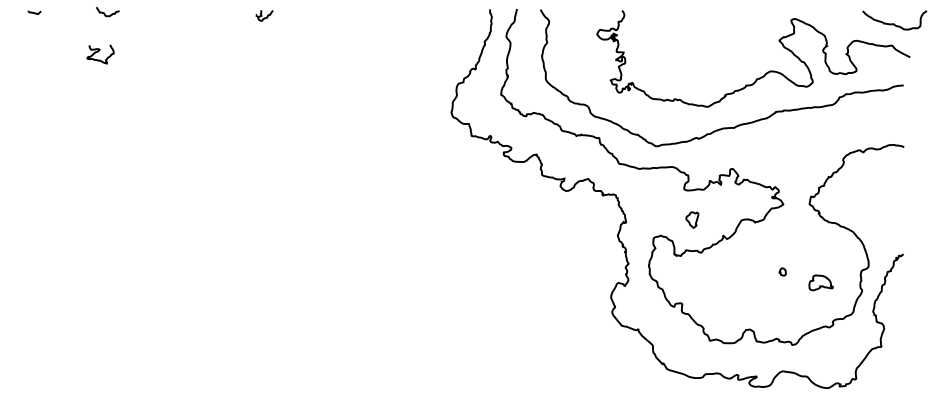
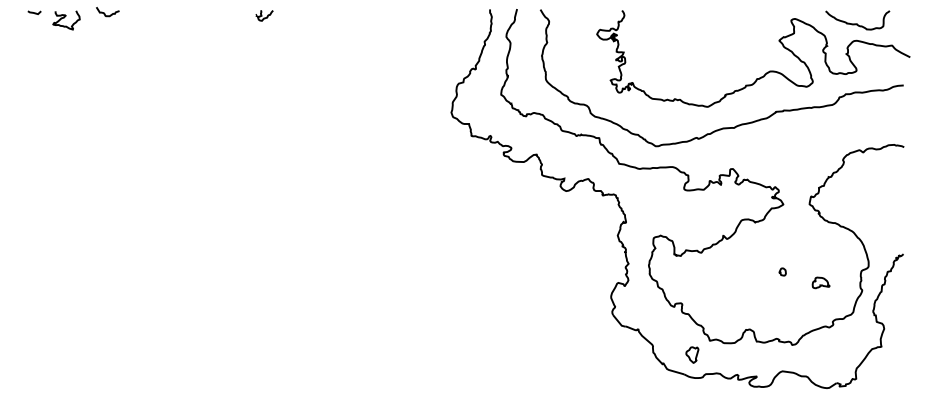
curve position: (894, 23) -> (857, 23) (857, 23)
curve position: (98, 52) -> (64, 18) (64, 18)
part position: (692, 219) -> (692, 354) (692, 354)
part size: 26x18 px -> 20x14 px (820, 282)
